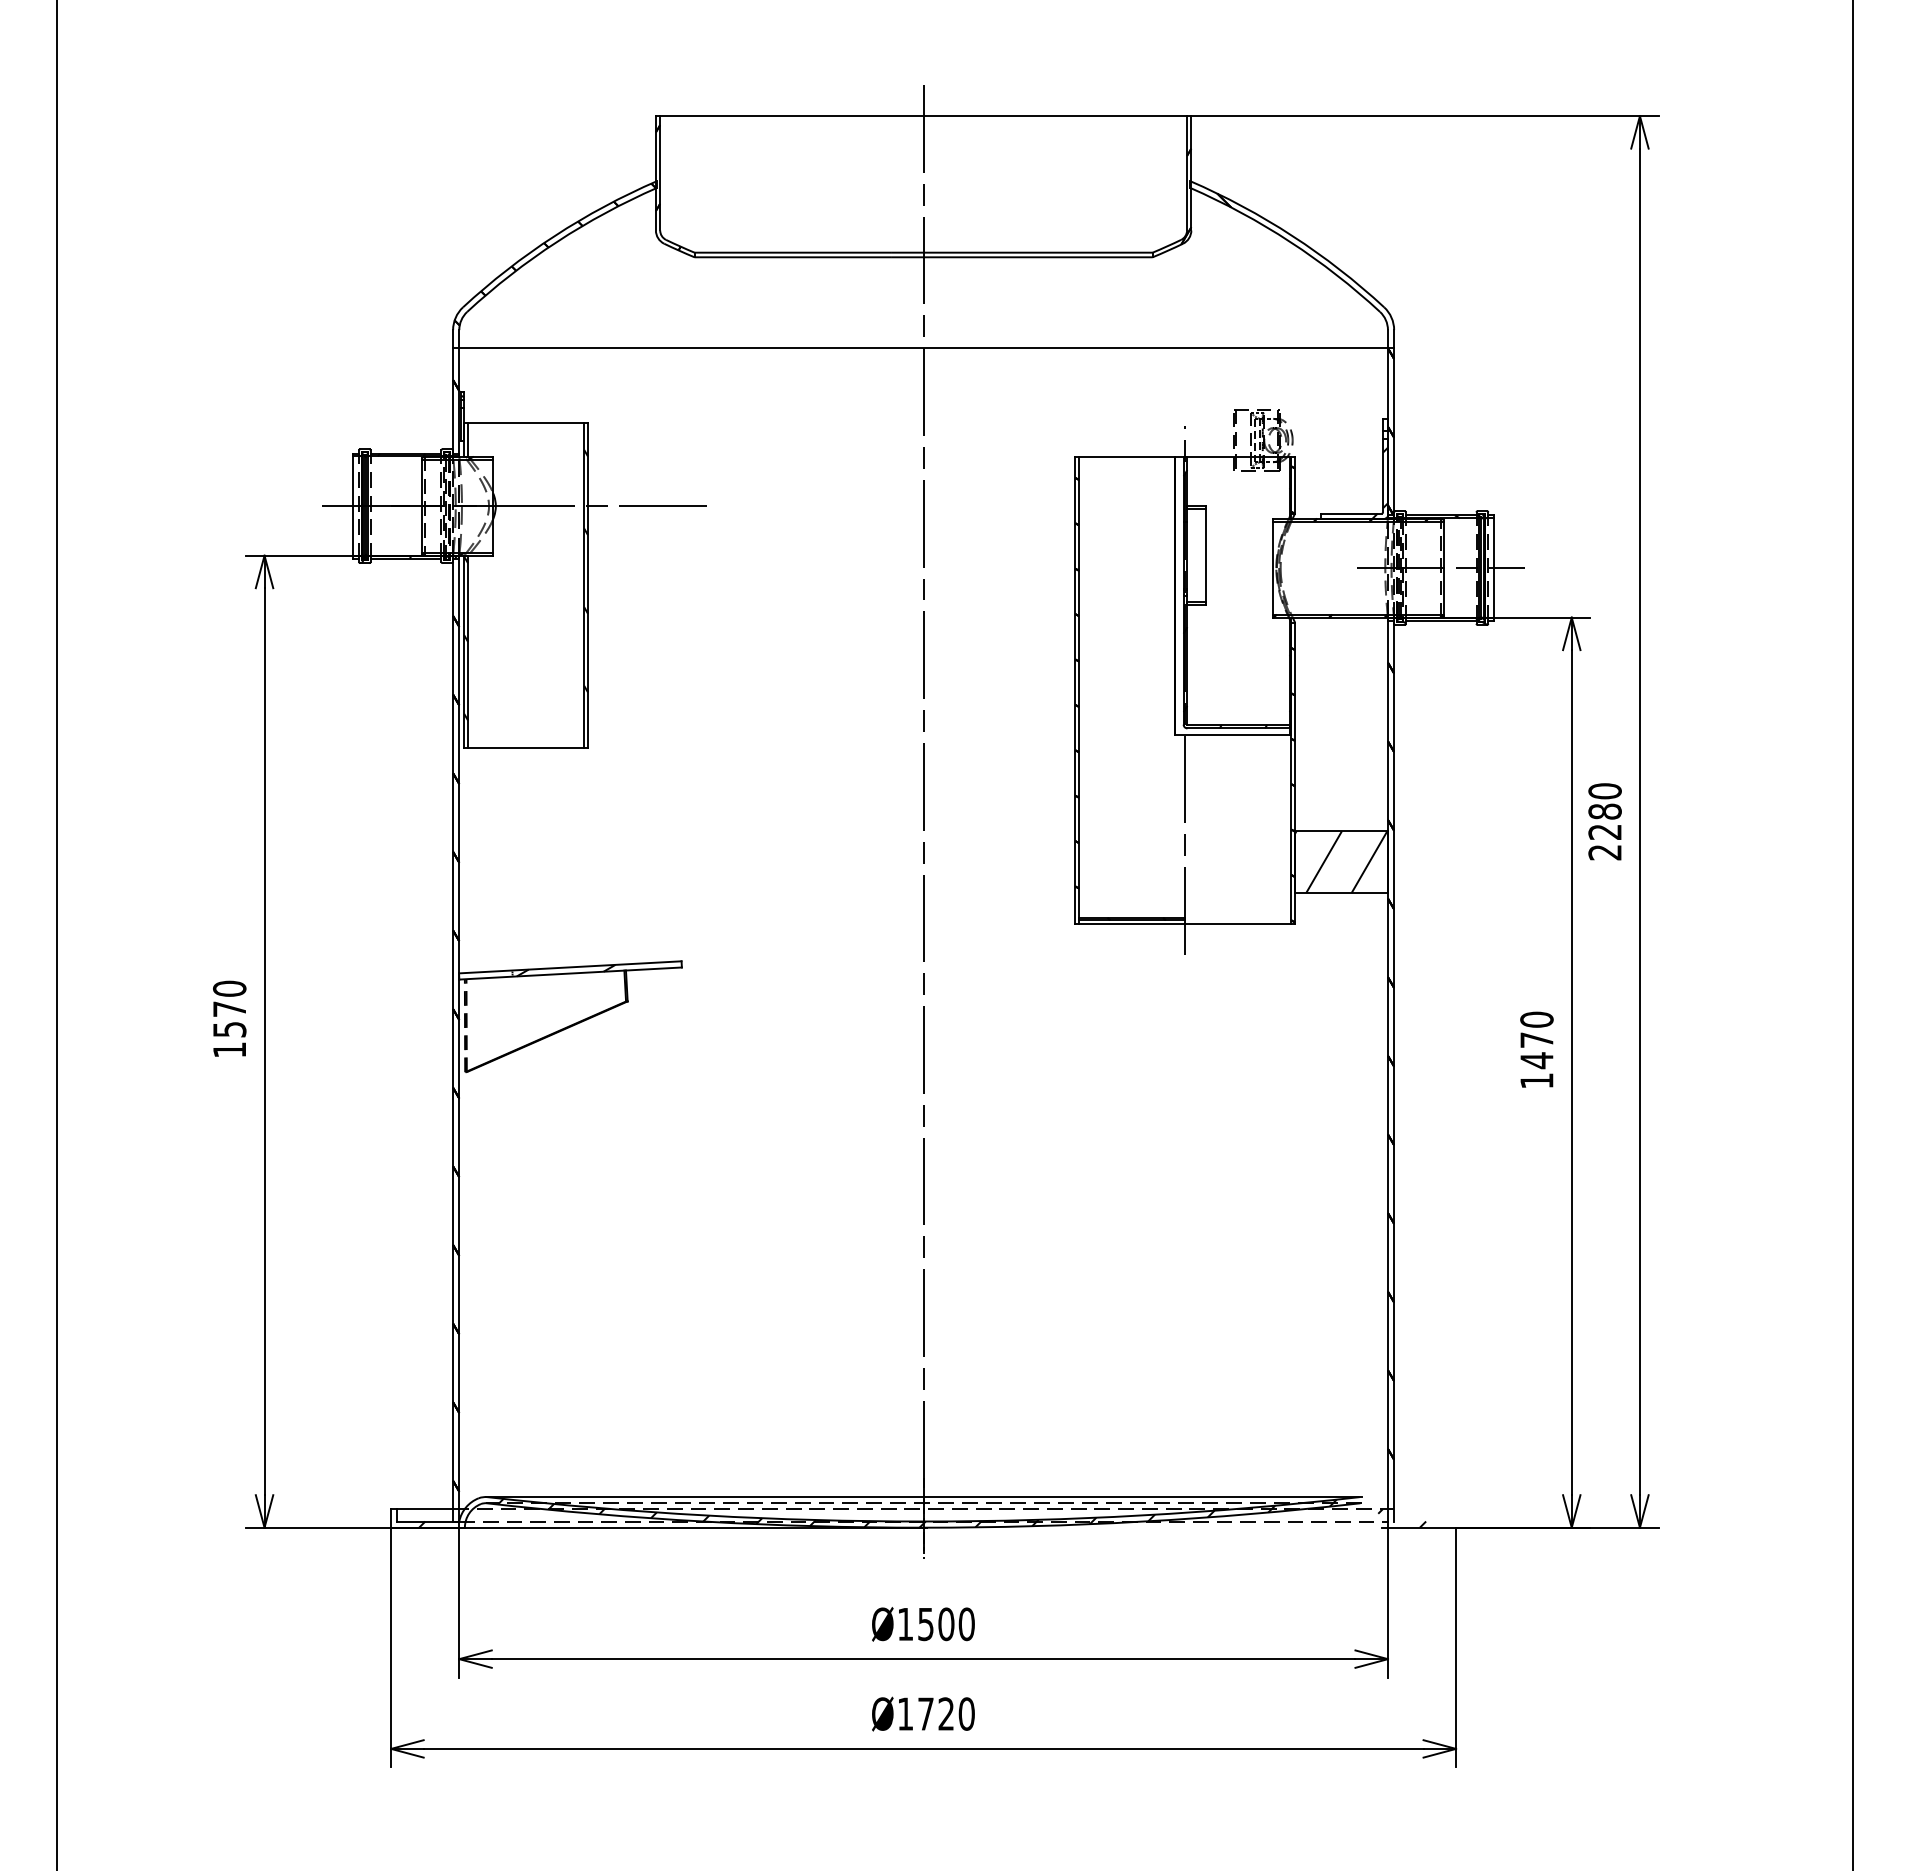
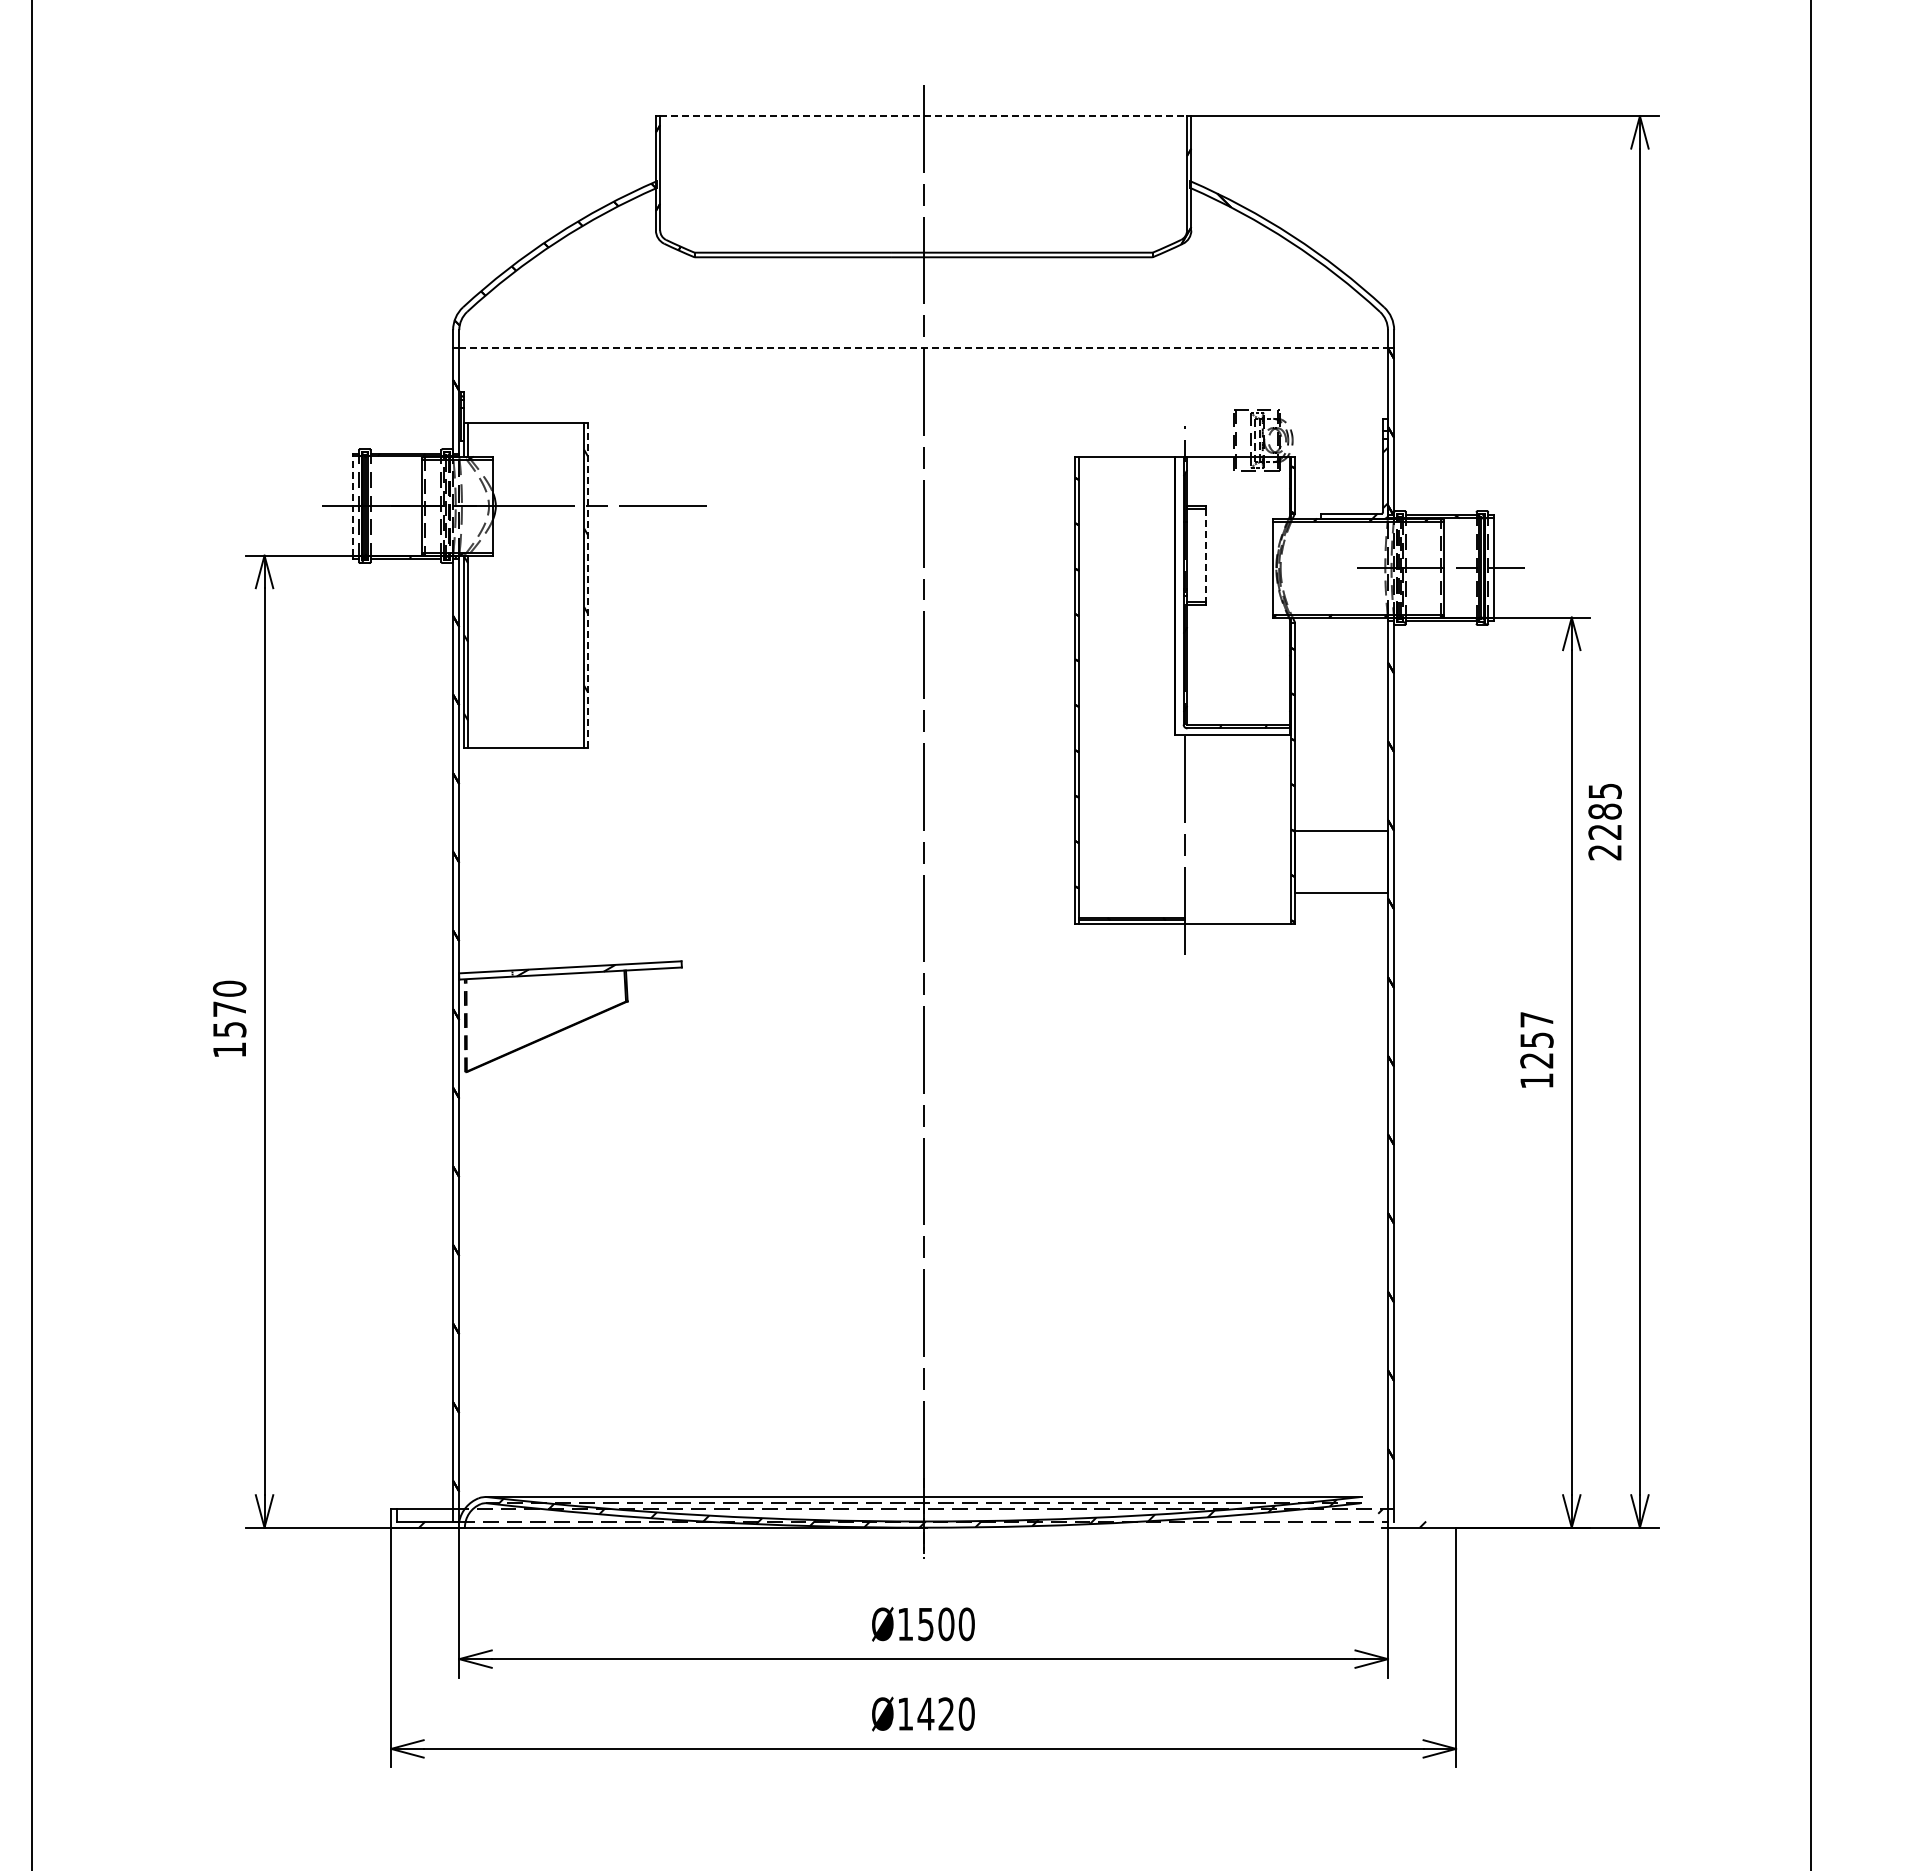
line: solid -> dashed (924, 116)
line: solid -> dashed (924, 347)
line: solid -> dashed (352, 506)
line: solid -> dashed (1205, 556)
line: solid -> dashed (588, 585)
text: 2280 -> 2285 (1604, 791)
hatch: present -> none (1341, 862)
line position: (57, 934) -> (32, 934) (32, 934)
line position: (1852, 934) -> (1810, 934) (1810, 934)
text: 1470 -> 1257 (1536, 1040)
text: Ø1720 -> Ø1420 (925, 1713)
